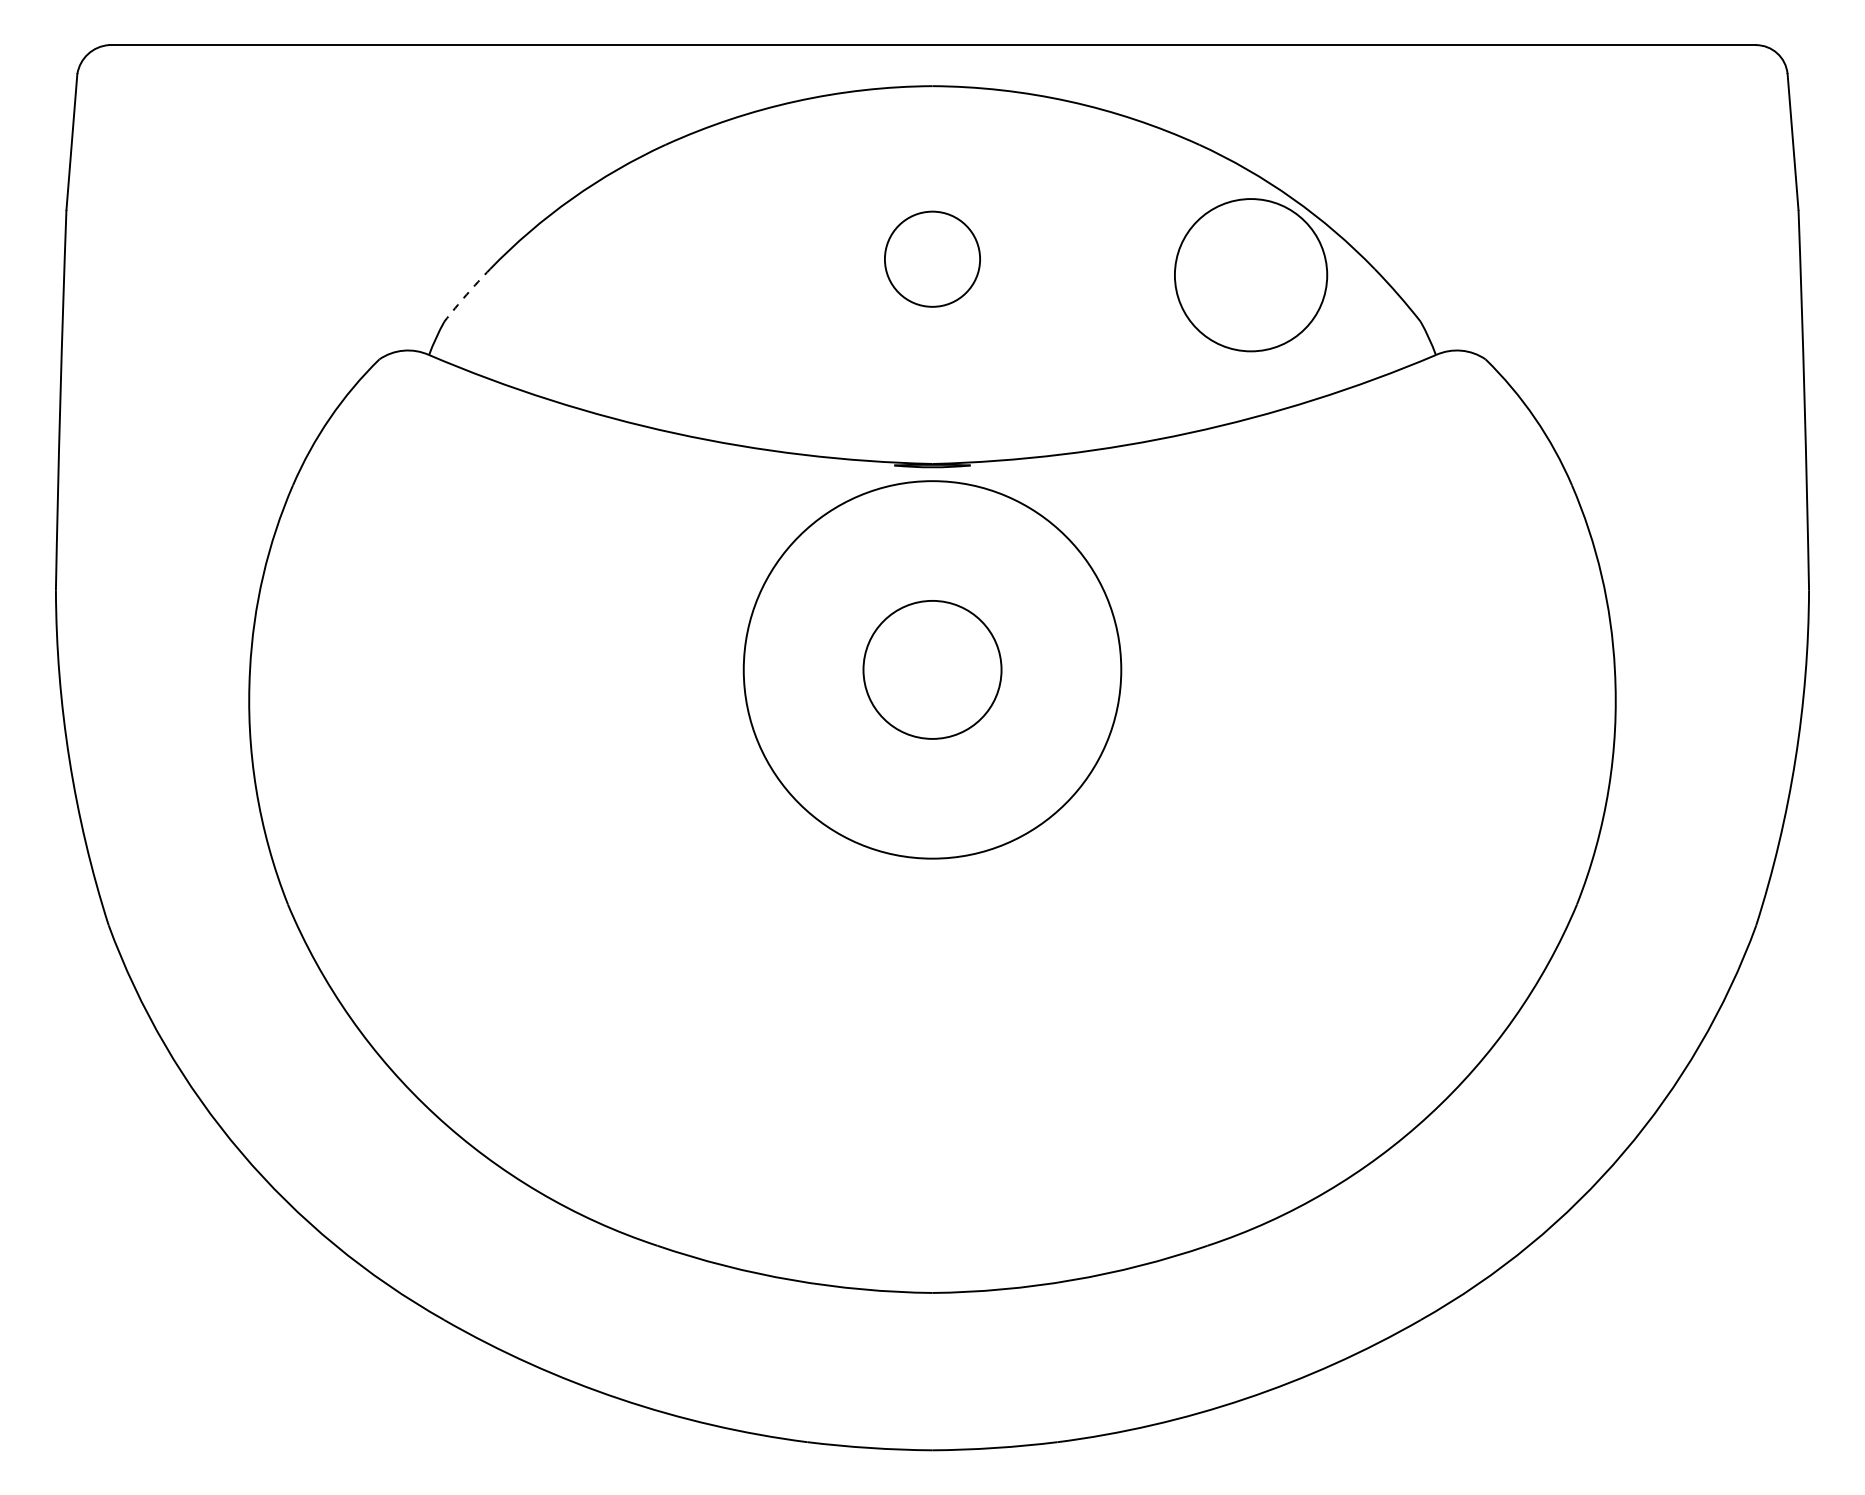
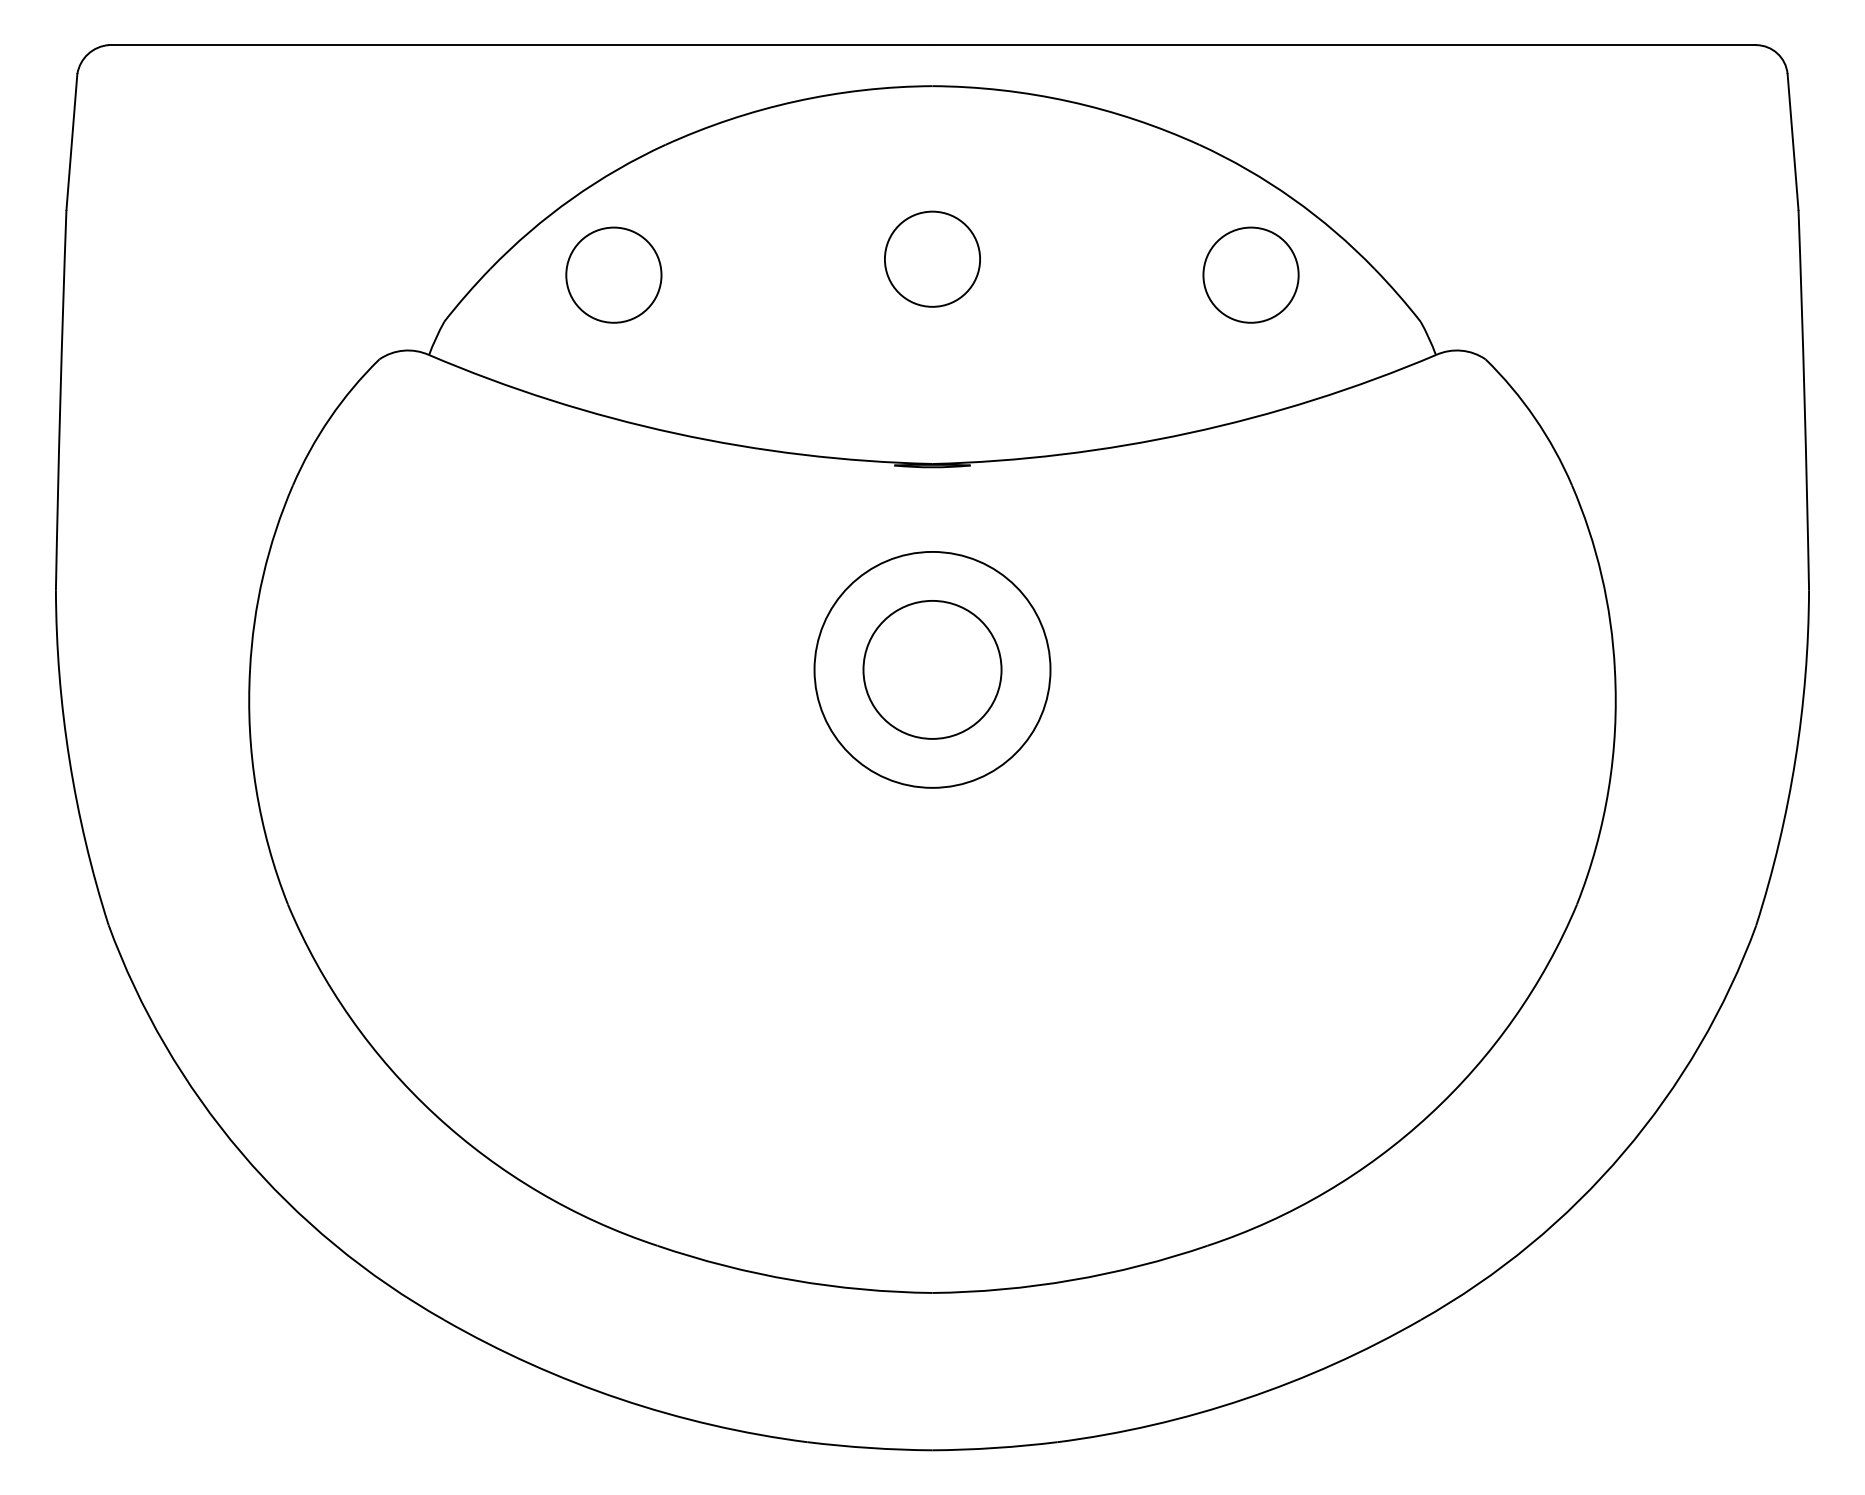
circle: none -> present (613, 274)
circle diameter: 152 px -> 95 px (1250, 274)
arc: dashed -> solid (466, 294)
circle diameter: 378 px -> 236 px (932, 669)
